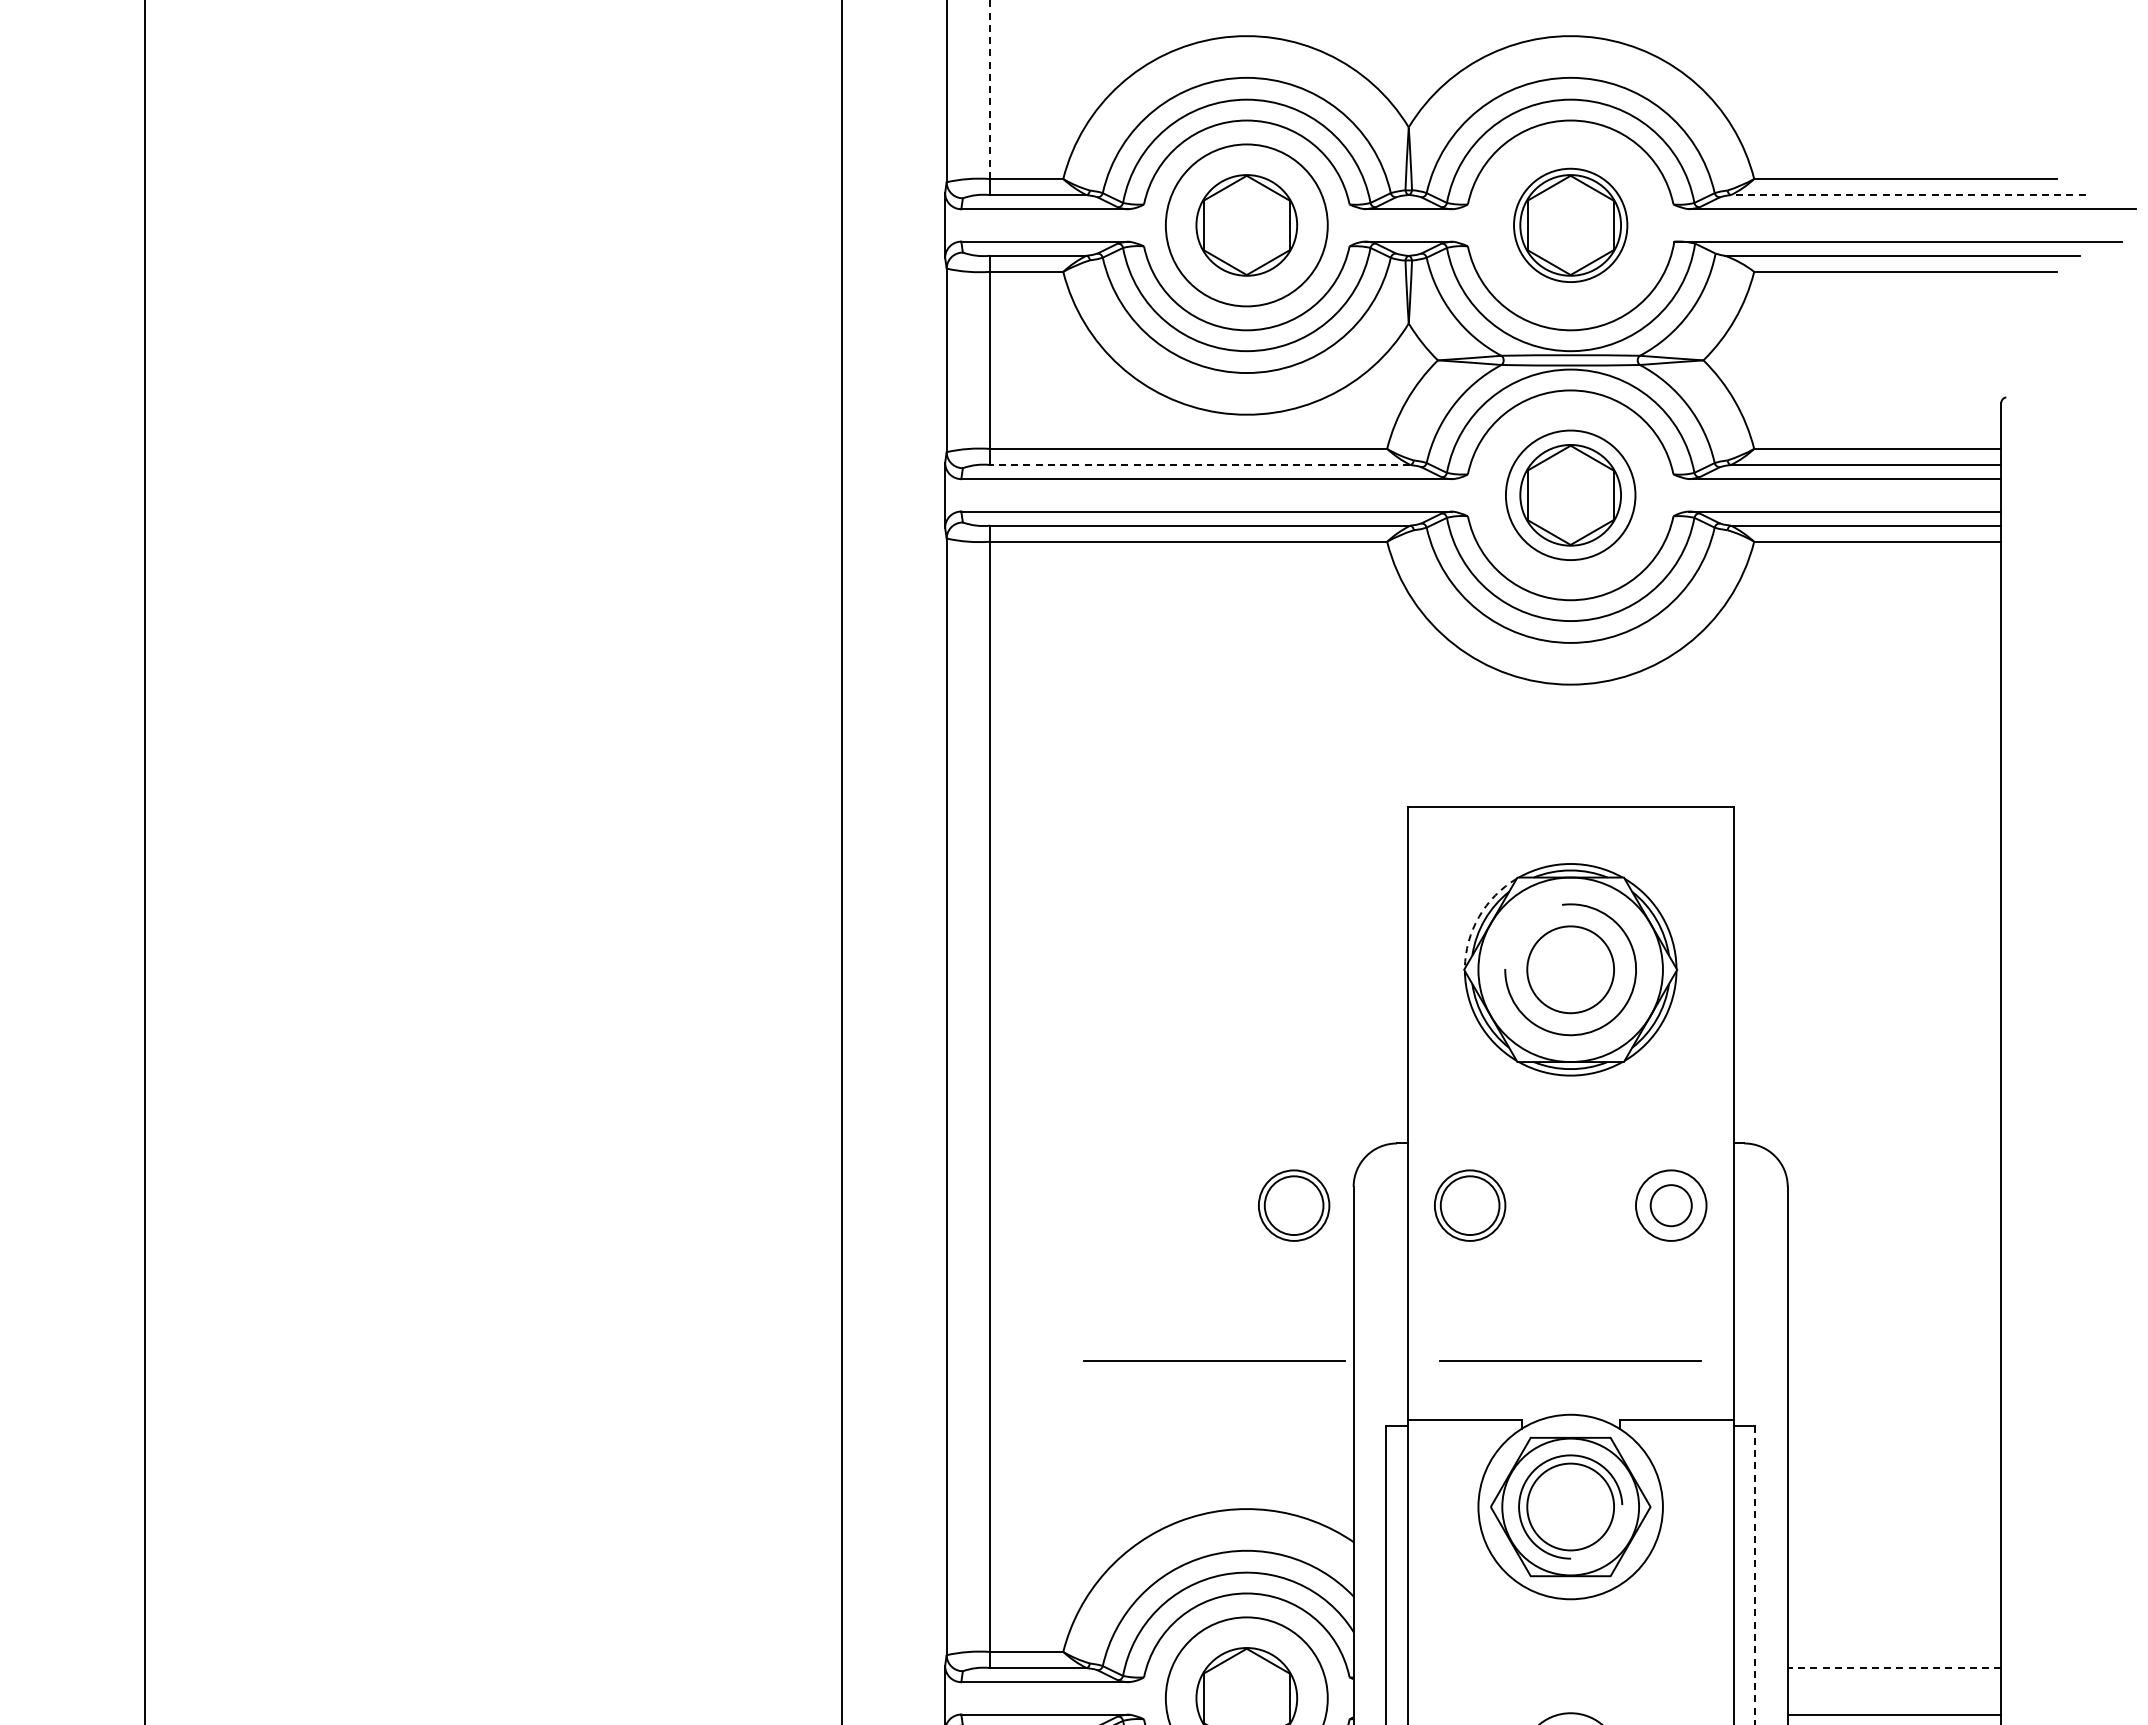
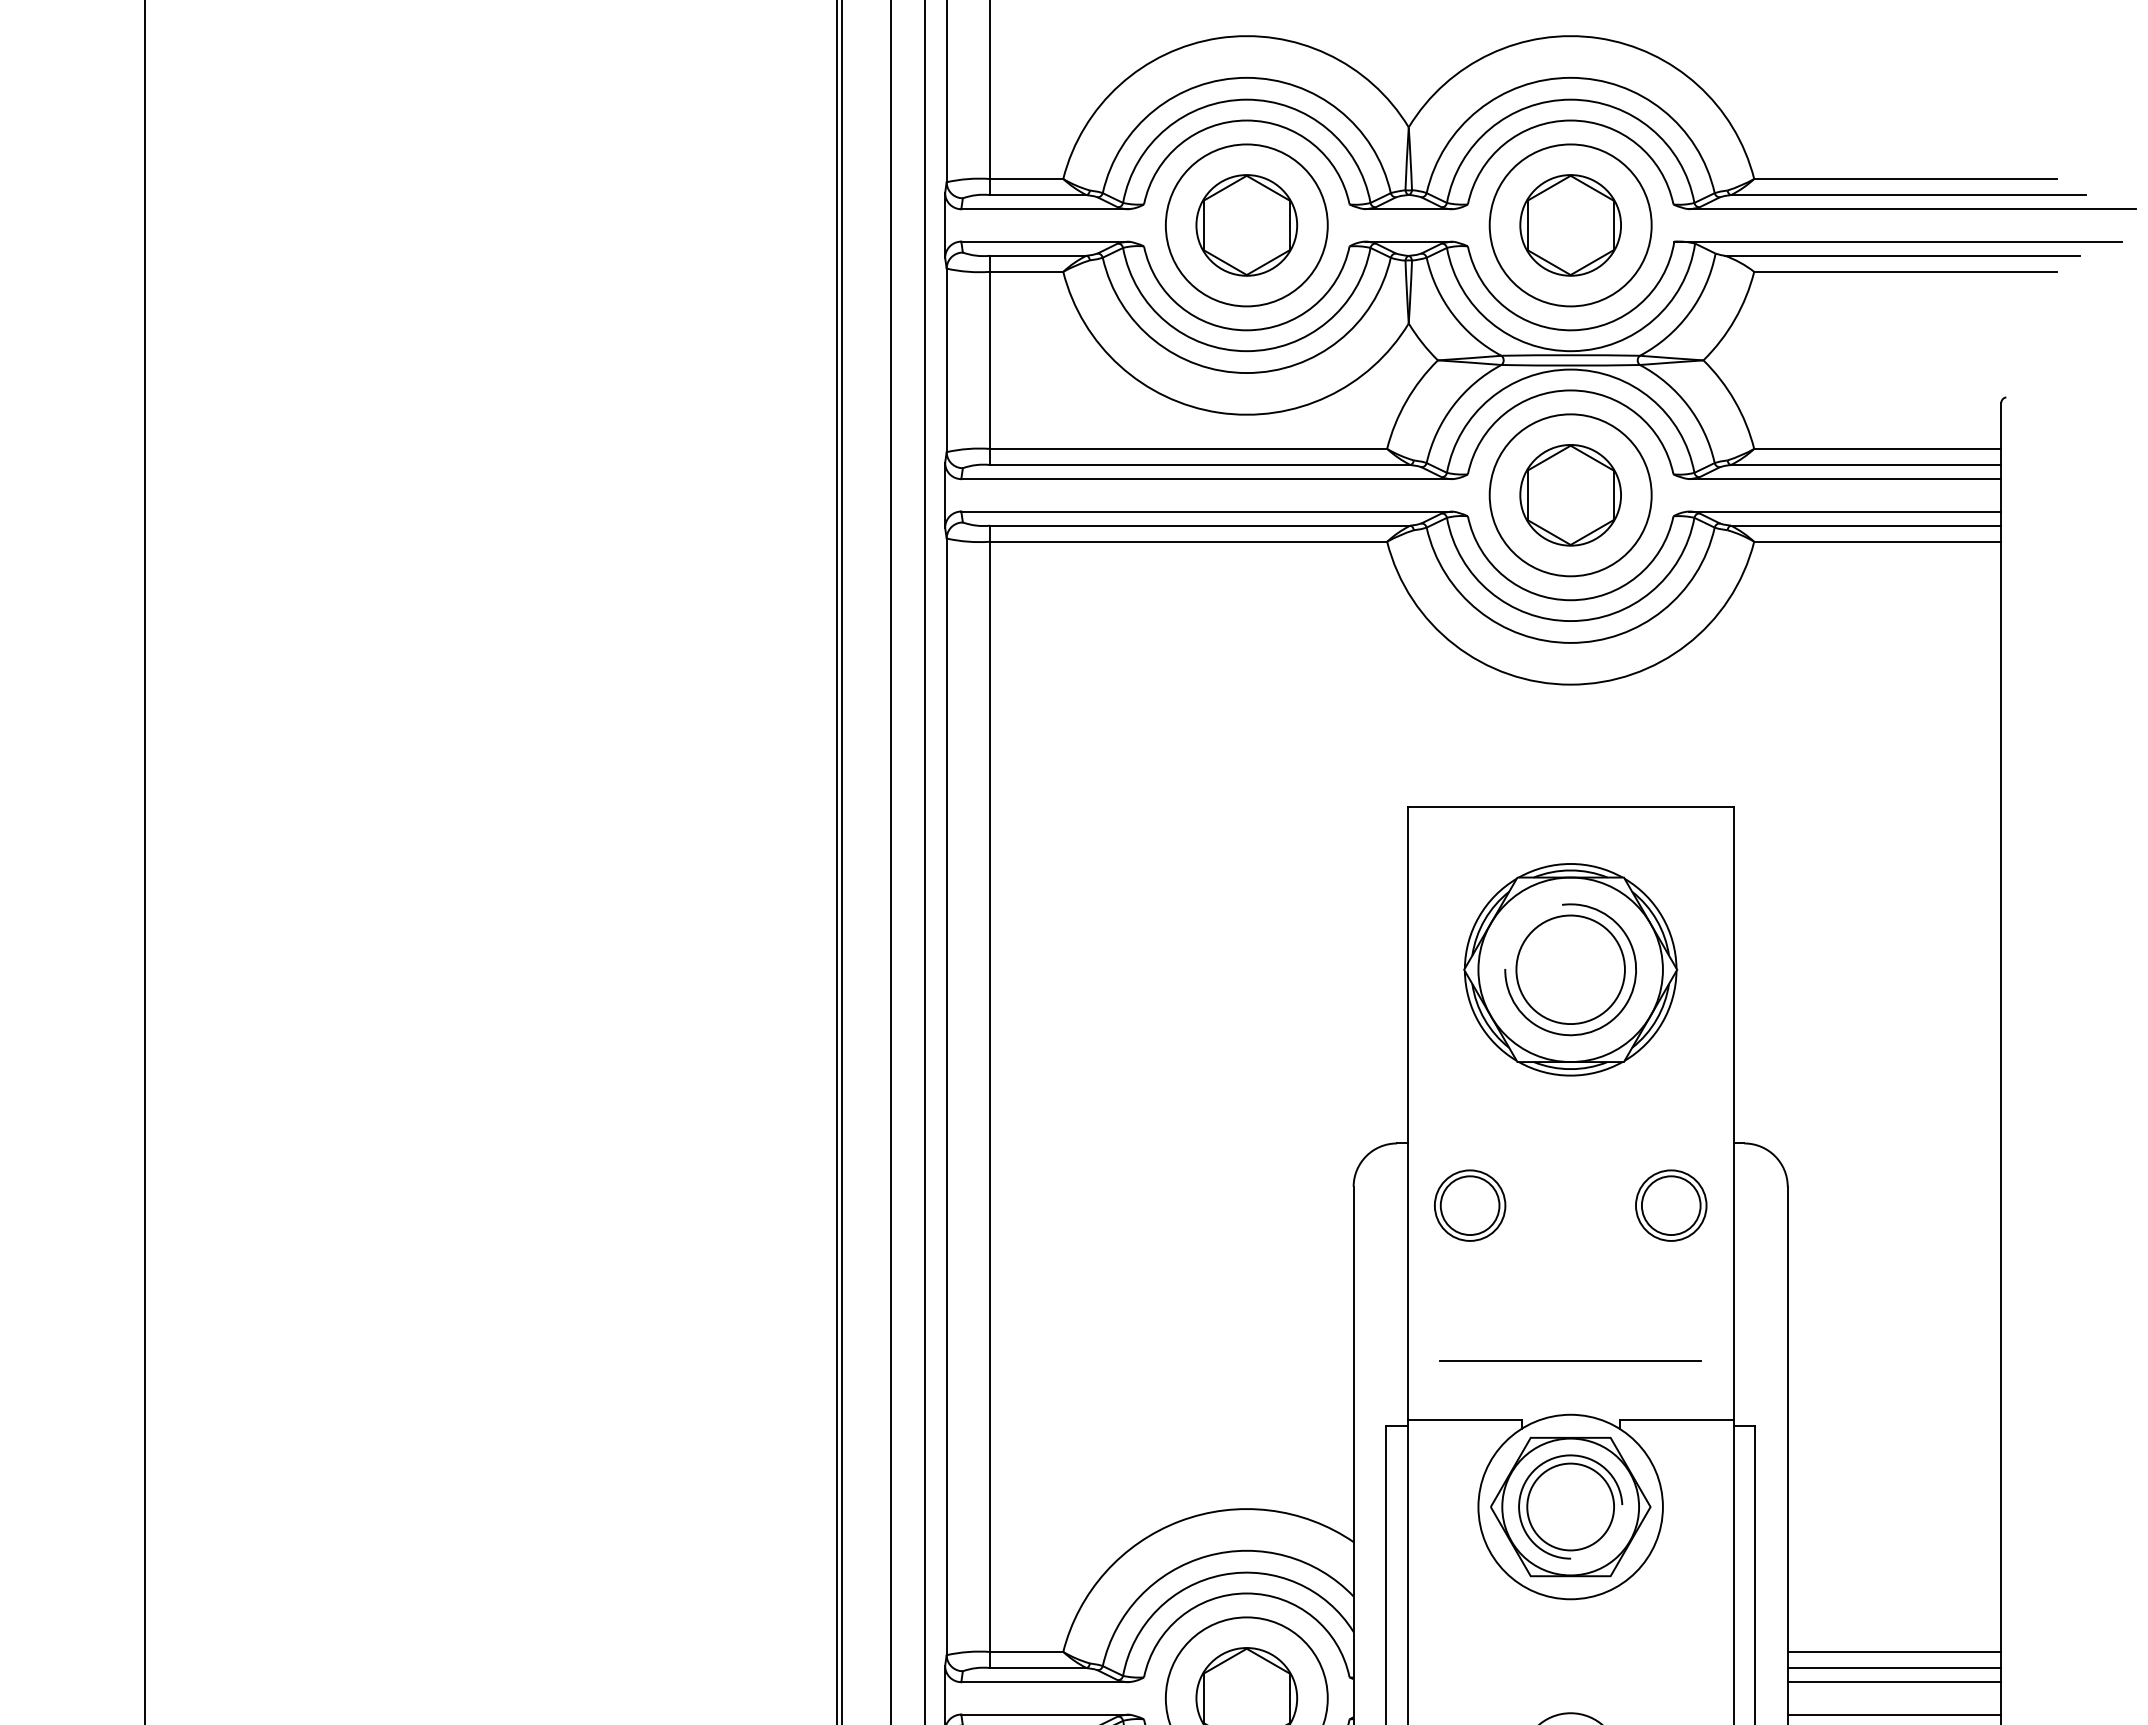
line: dashed -> solid (989, 89)
line: dashed -> solid (1907, 195)
circle diameter: 113 px -> 162 px (1570, 225)
line: dashed -> solid (1199, 464)
circle diameter: 130 px -> 162 px (1570, 495)
line: none -> present (837, 861)
line: none -> present (890, 861)
line: none -> present (924, 861)
arc: dashed -> solid (1479, 916)
circle diameter: 87 px -> 109 px (1570, 969)
part: present -> none (1294, 1205)
circle diameter: 41 px -> 59 px (1670, 1205)
line: present -> none (1214, 1360)
line: dashed -> solid (1755, 1575)
line: none -> present (1894, 1651)
line: dashed -> solid (1894, 1668)
line: none -> present (1894, 1682)
